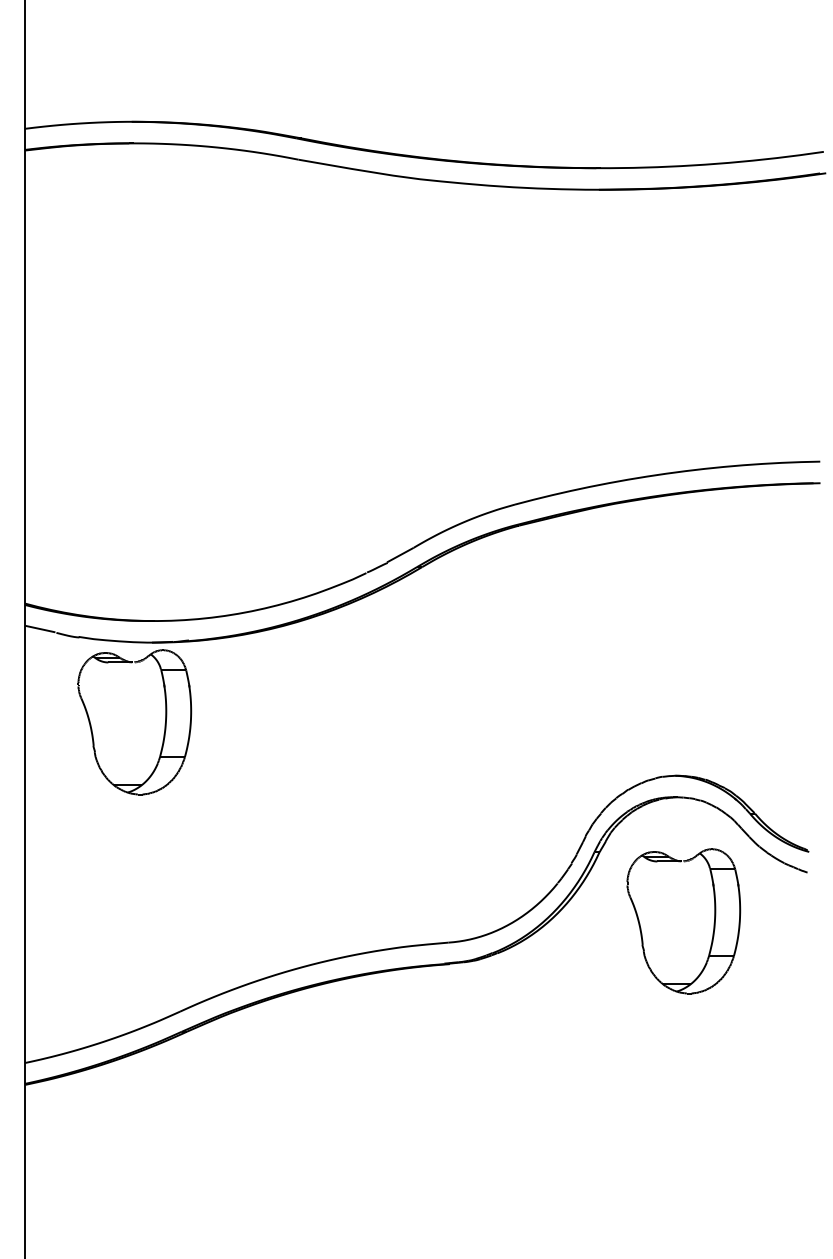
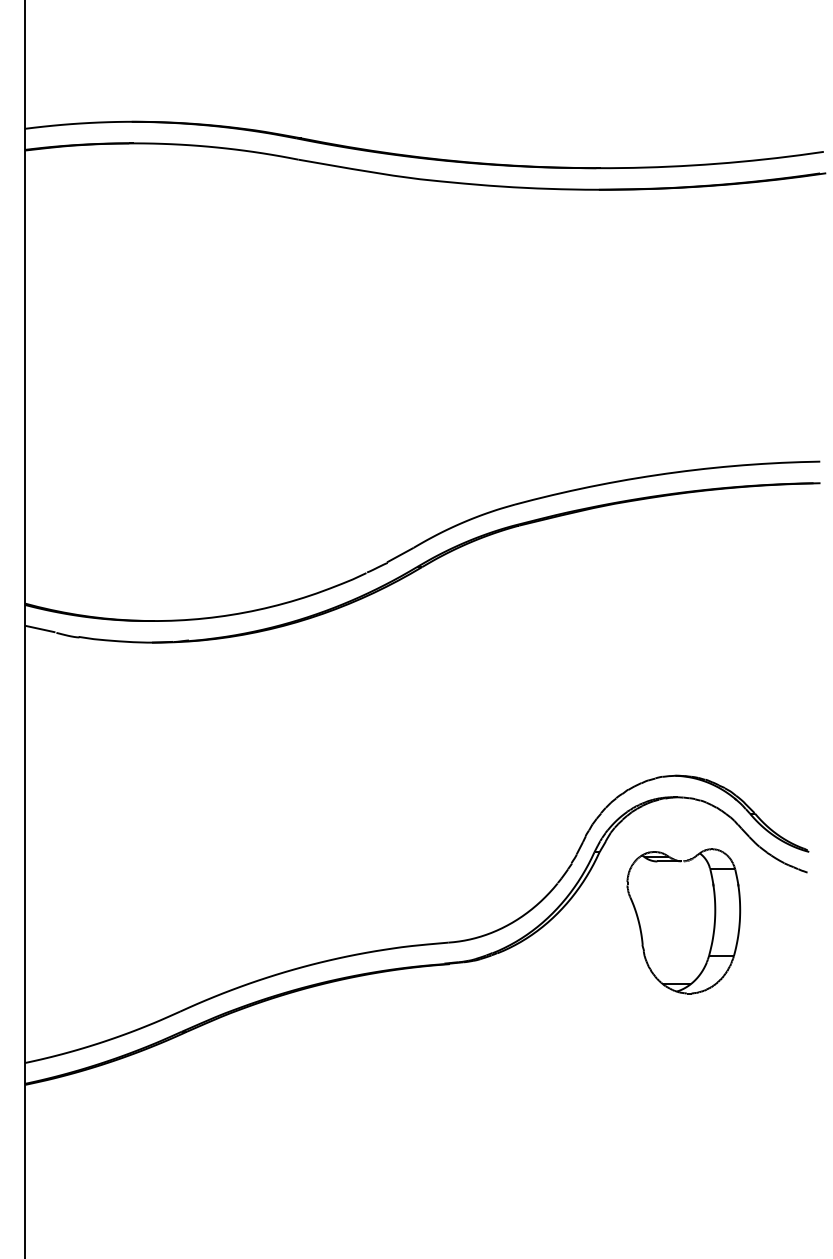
part: present -> none (164, 724)
